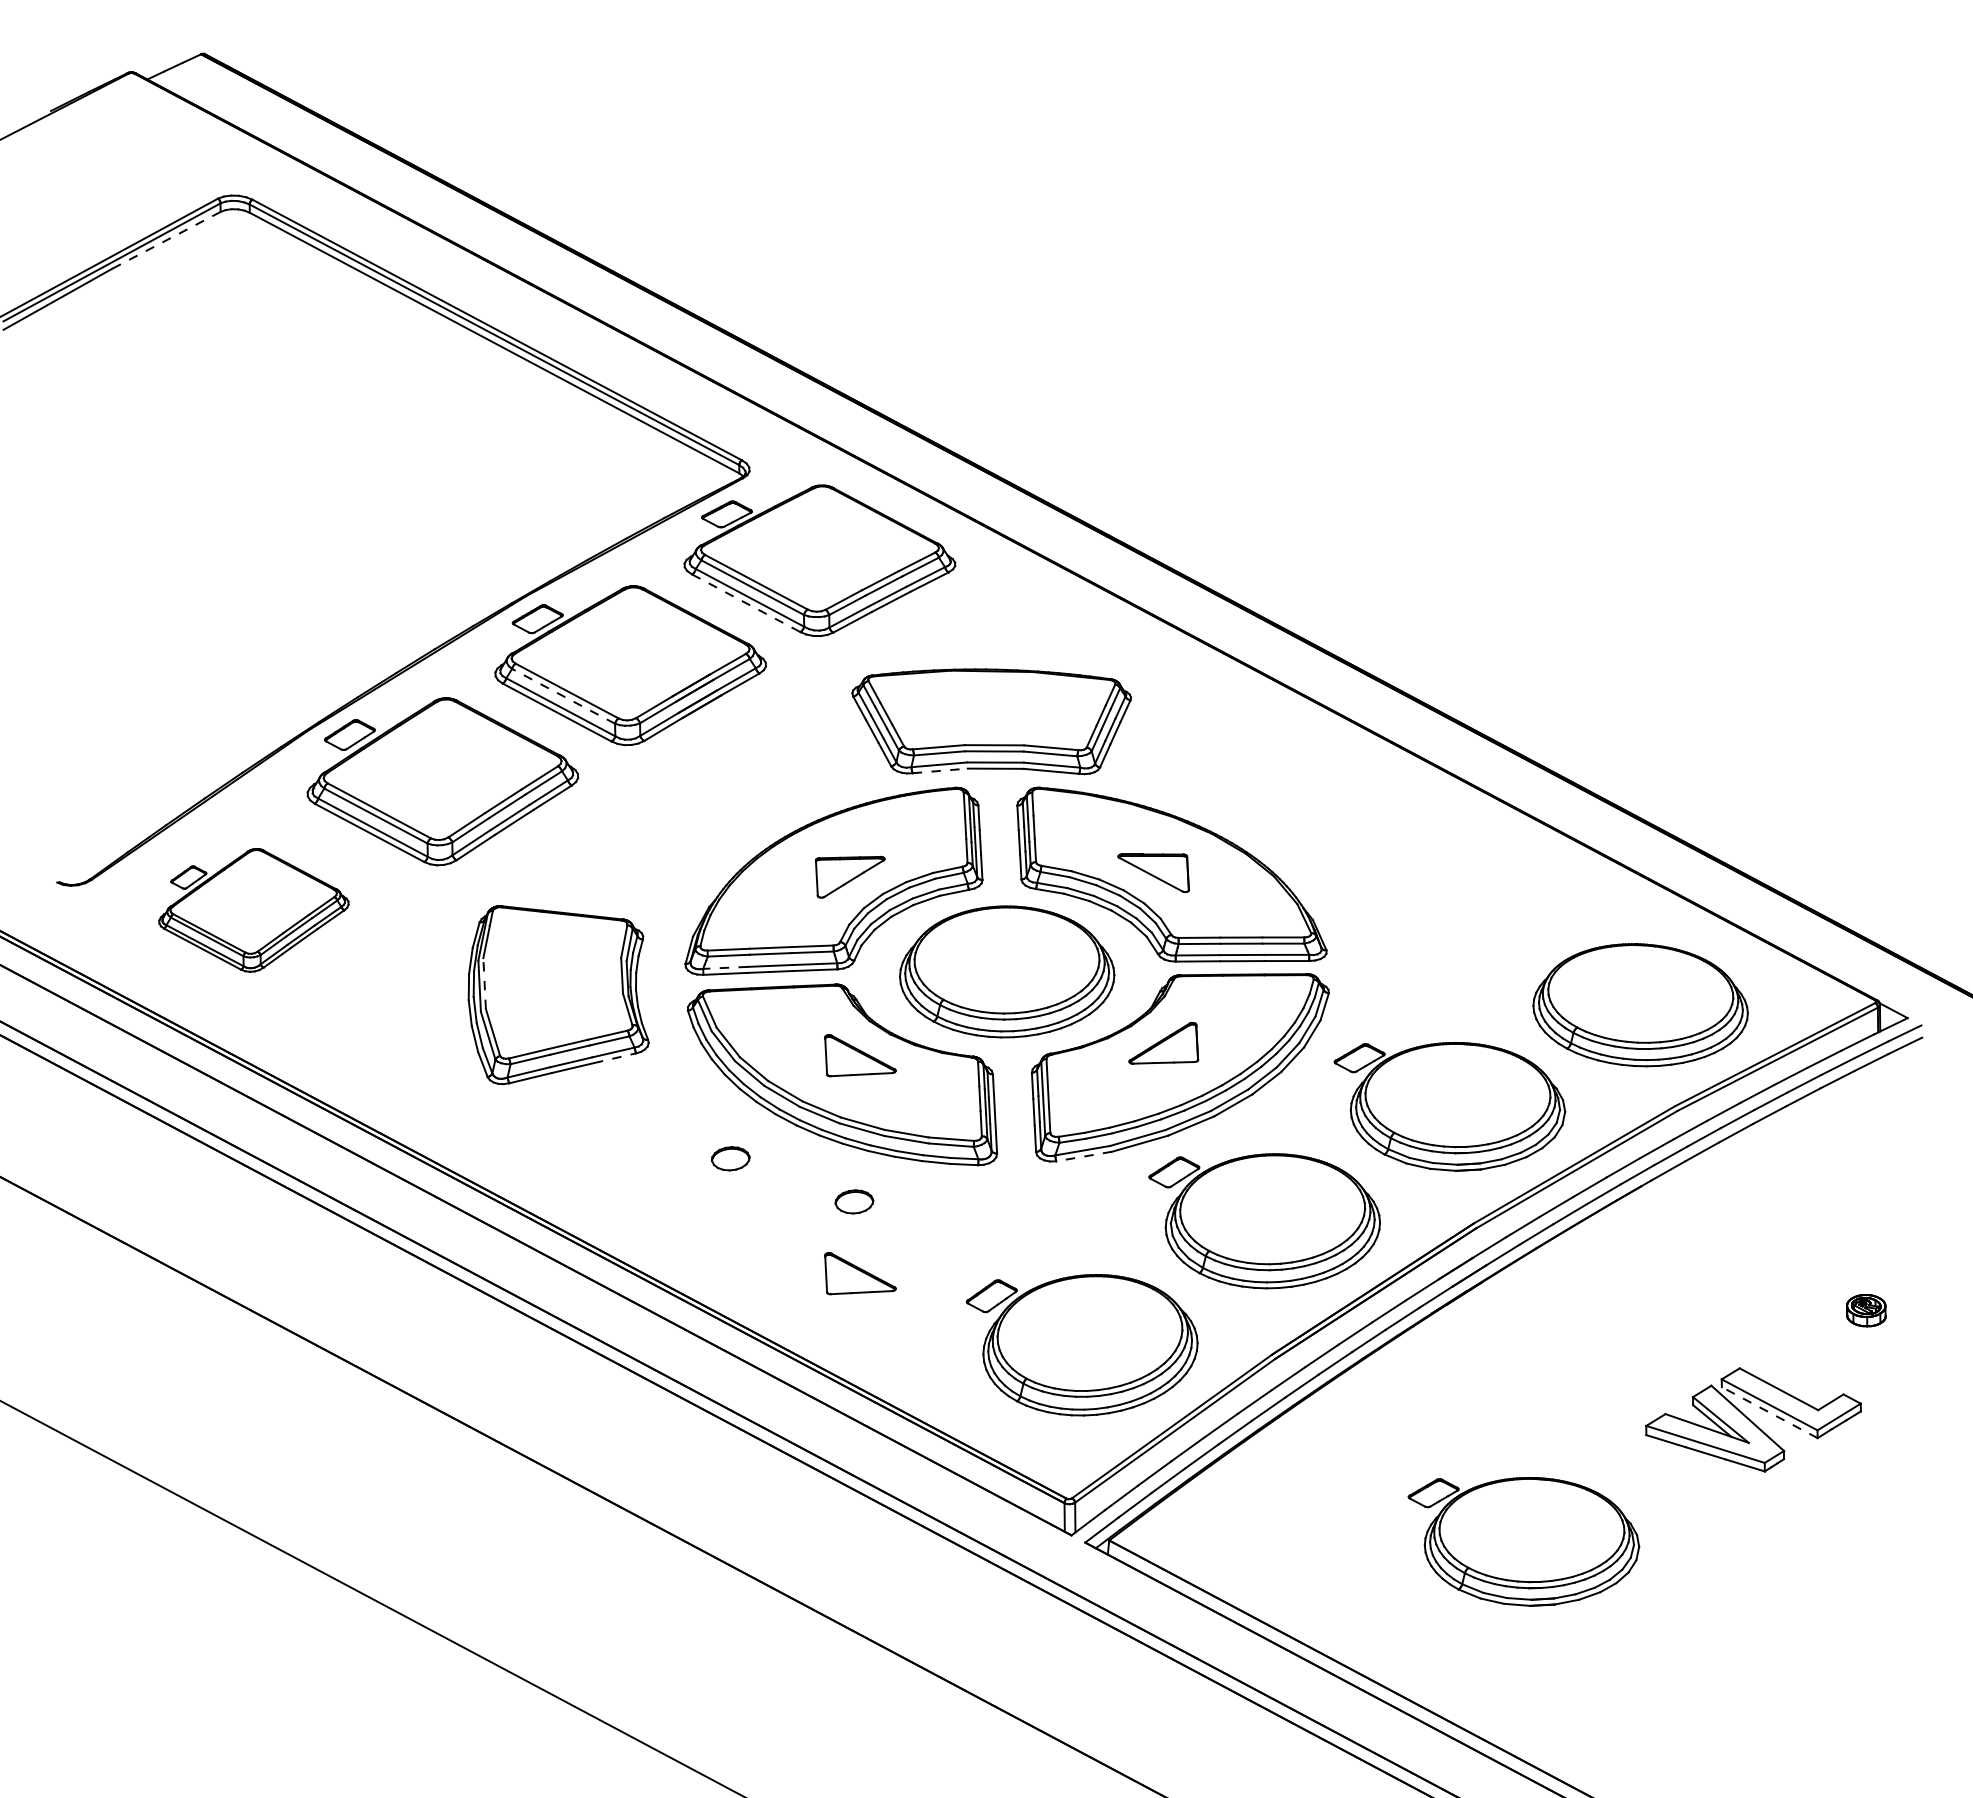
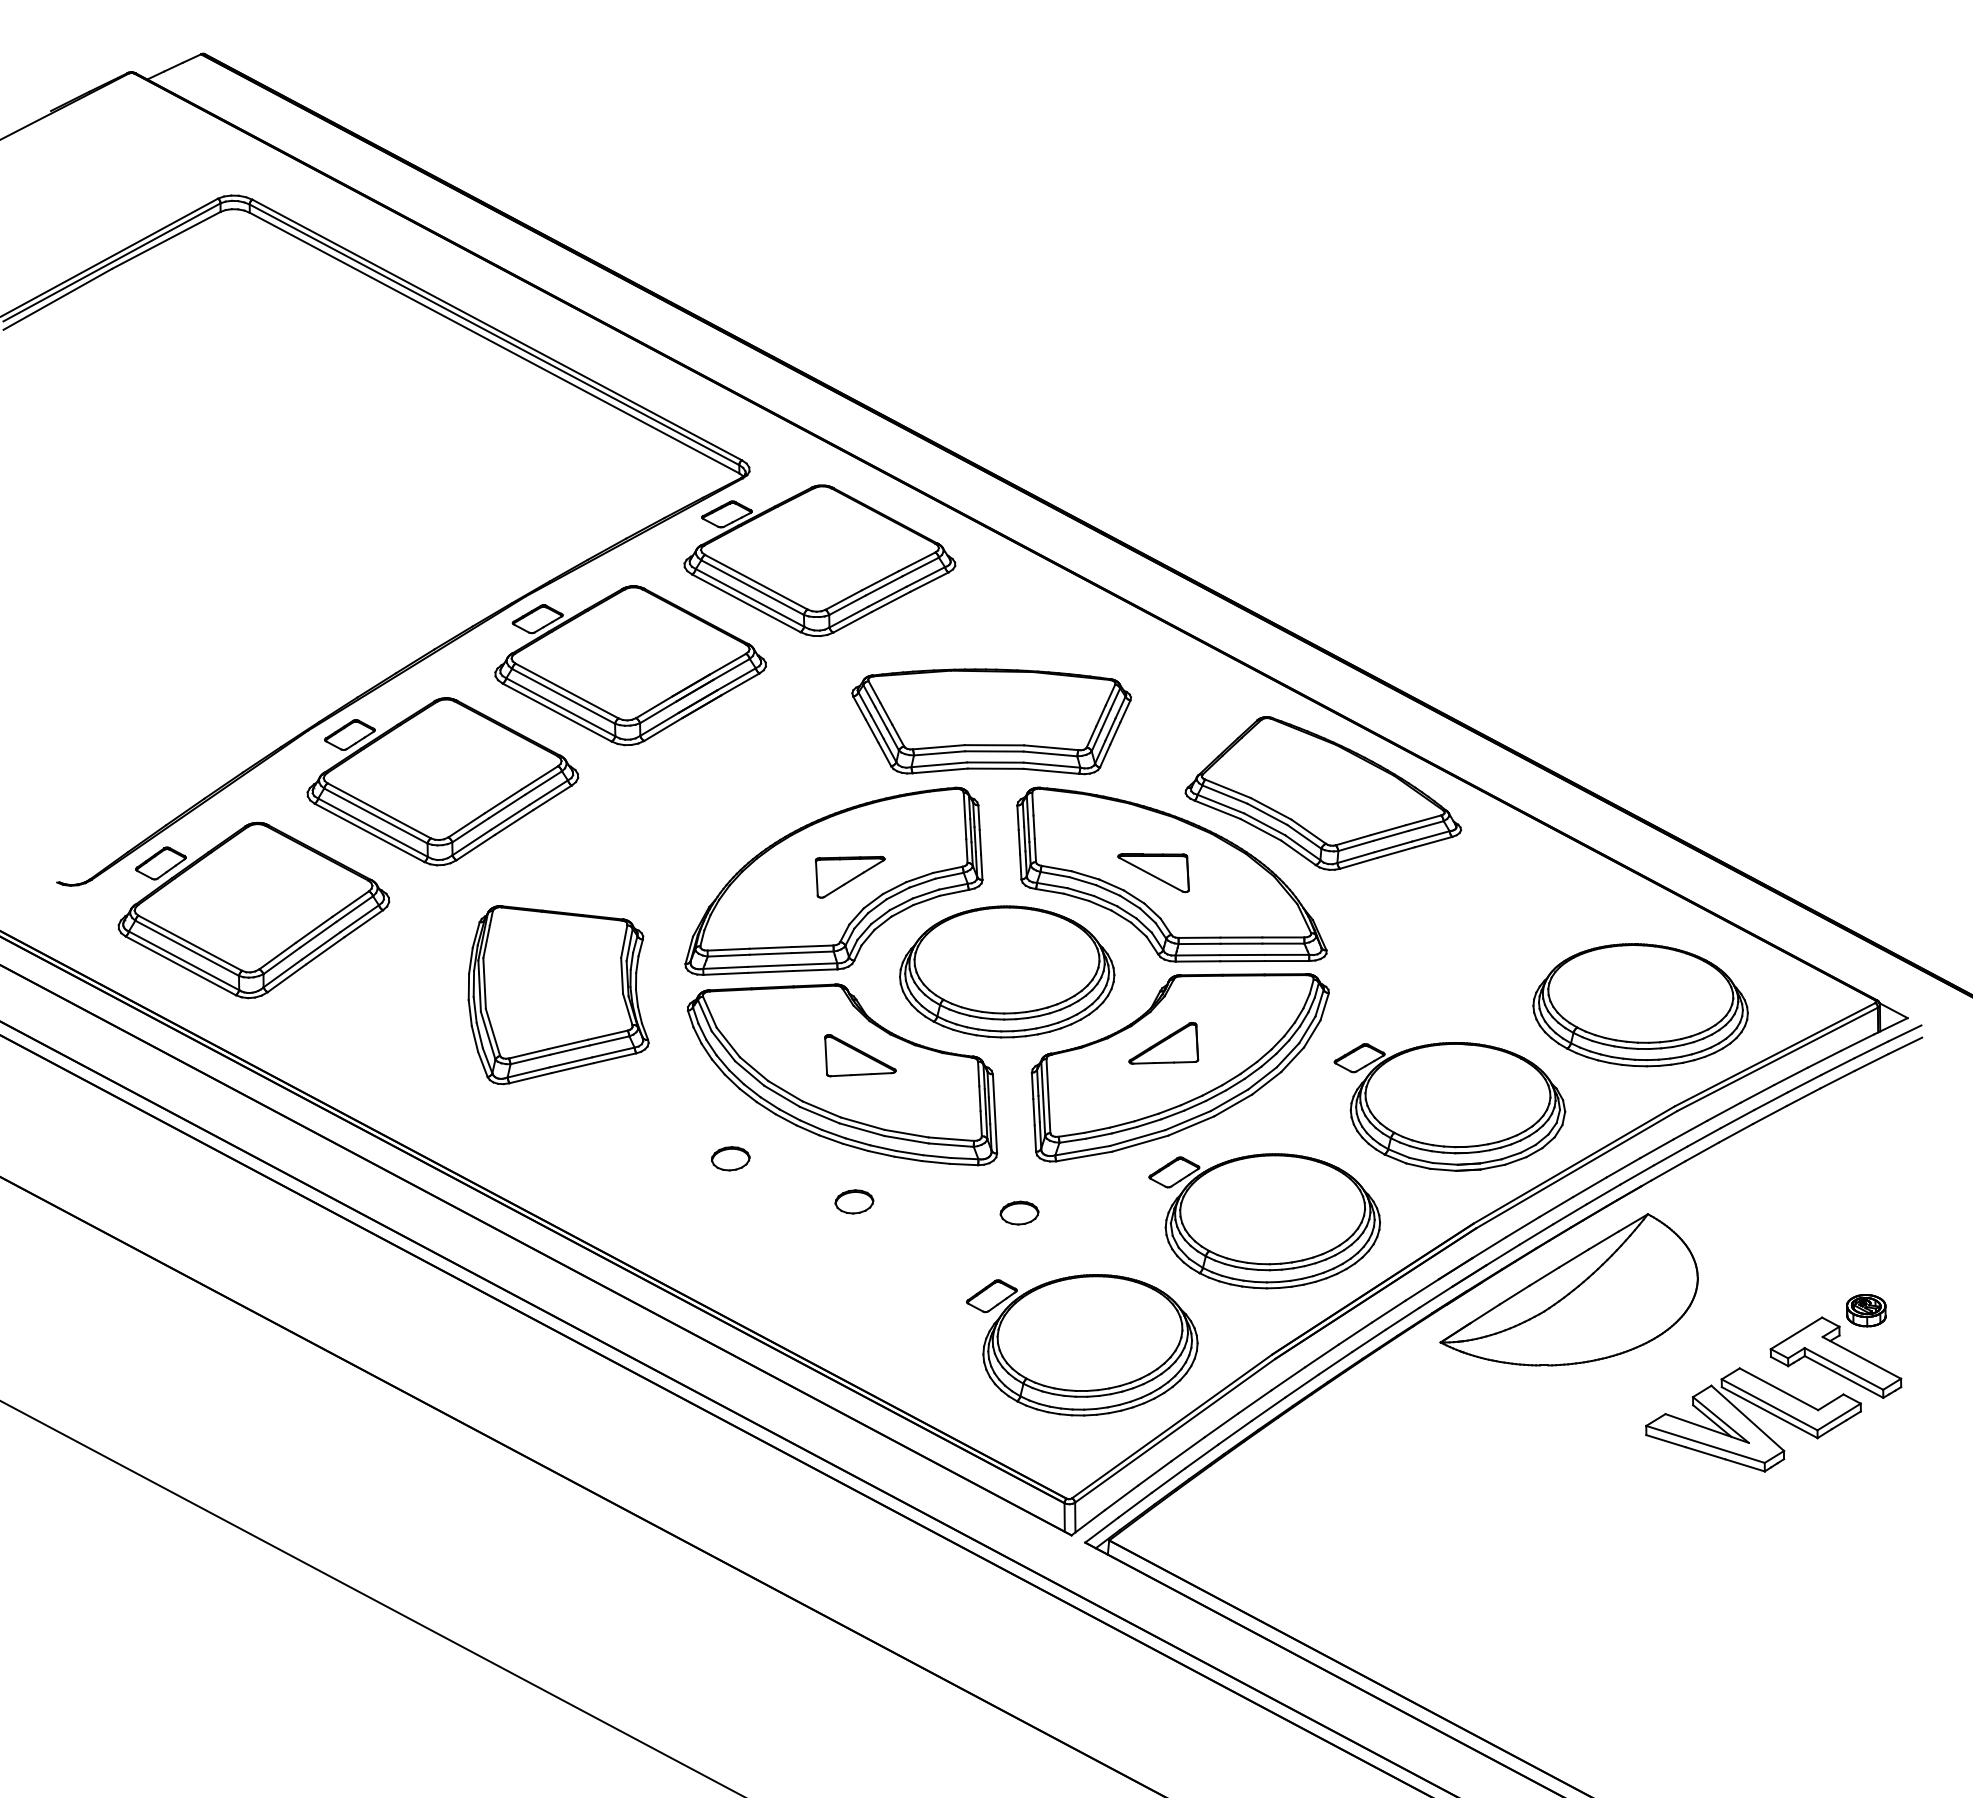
line: dashed -> solid (165, 240)
line: dashed -> solid (746, 603)
line: dashed -> solid (563, 696)
line: dashed -> solid (940, 770)
part: none -> present (1323, 793)
part size: 192x125 px -> 274x179 px (253, 910)
line: dashed -> solid (725, 967)
line: dashed -> solid (484, 983)
line: dashed -> solid (615, 1058)
line: dashed -> solid (1083, 1156)
part: none -> present (1019, 1212)
part: present -> none (860, 1273)
part: none -> present (1568, 1289)
part: none -> present (1835, 1357)
line: dashed -> solid (1769, 1412)
part: present -> none (1523, 1541)
